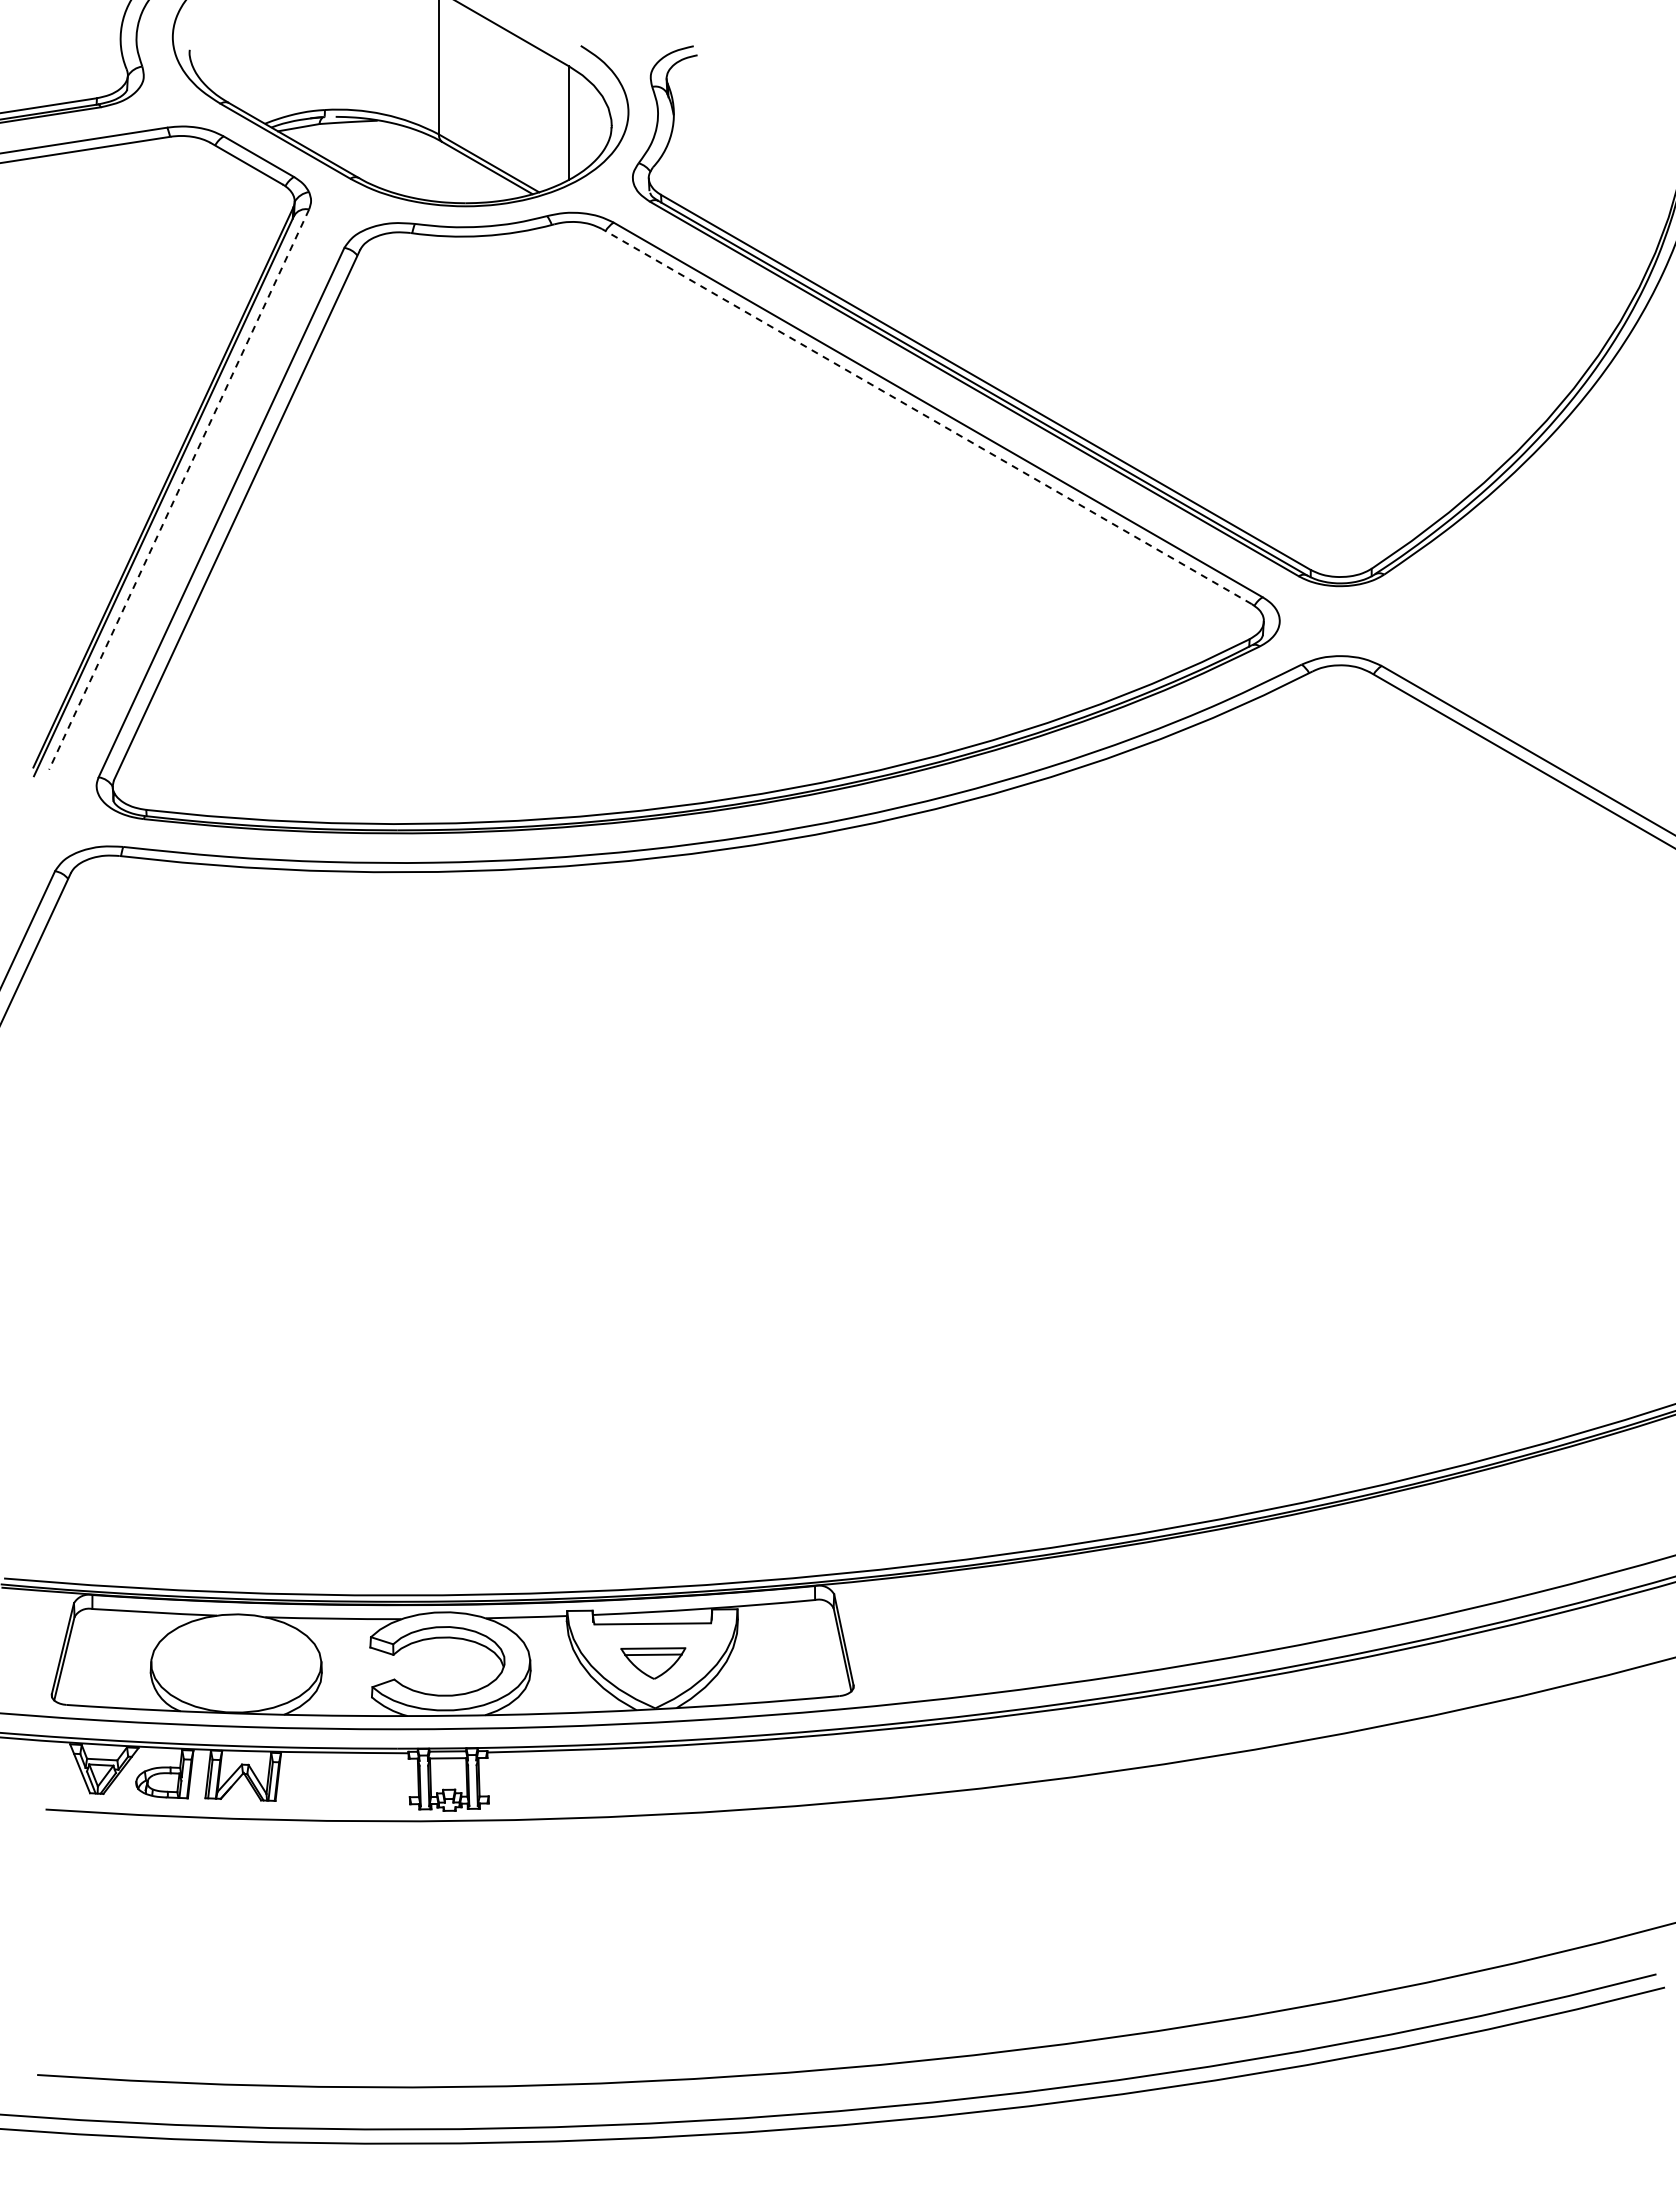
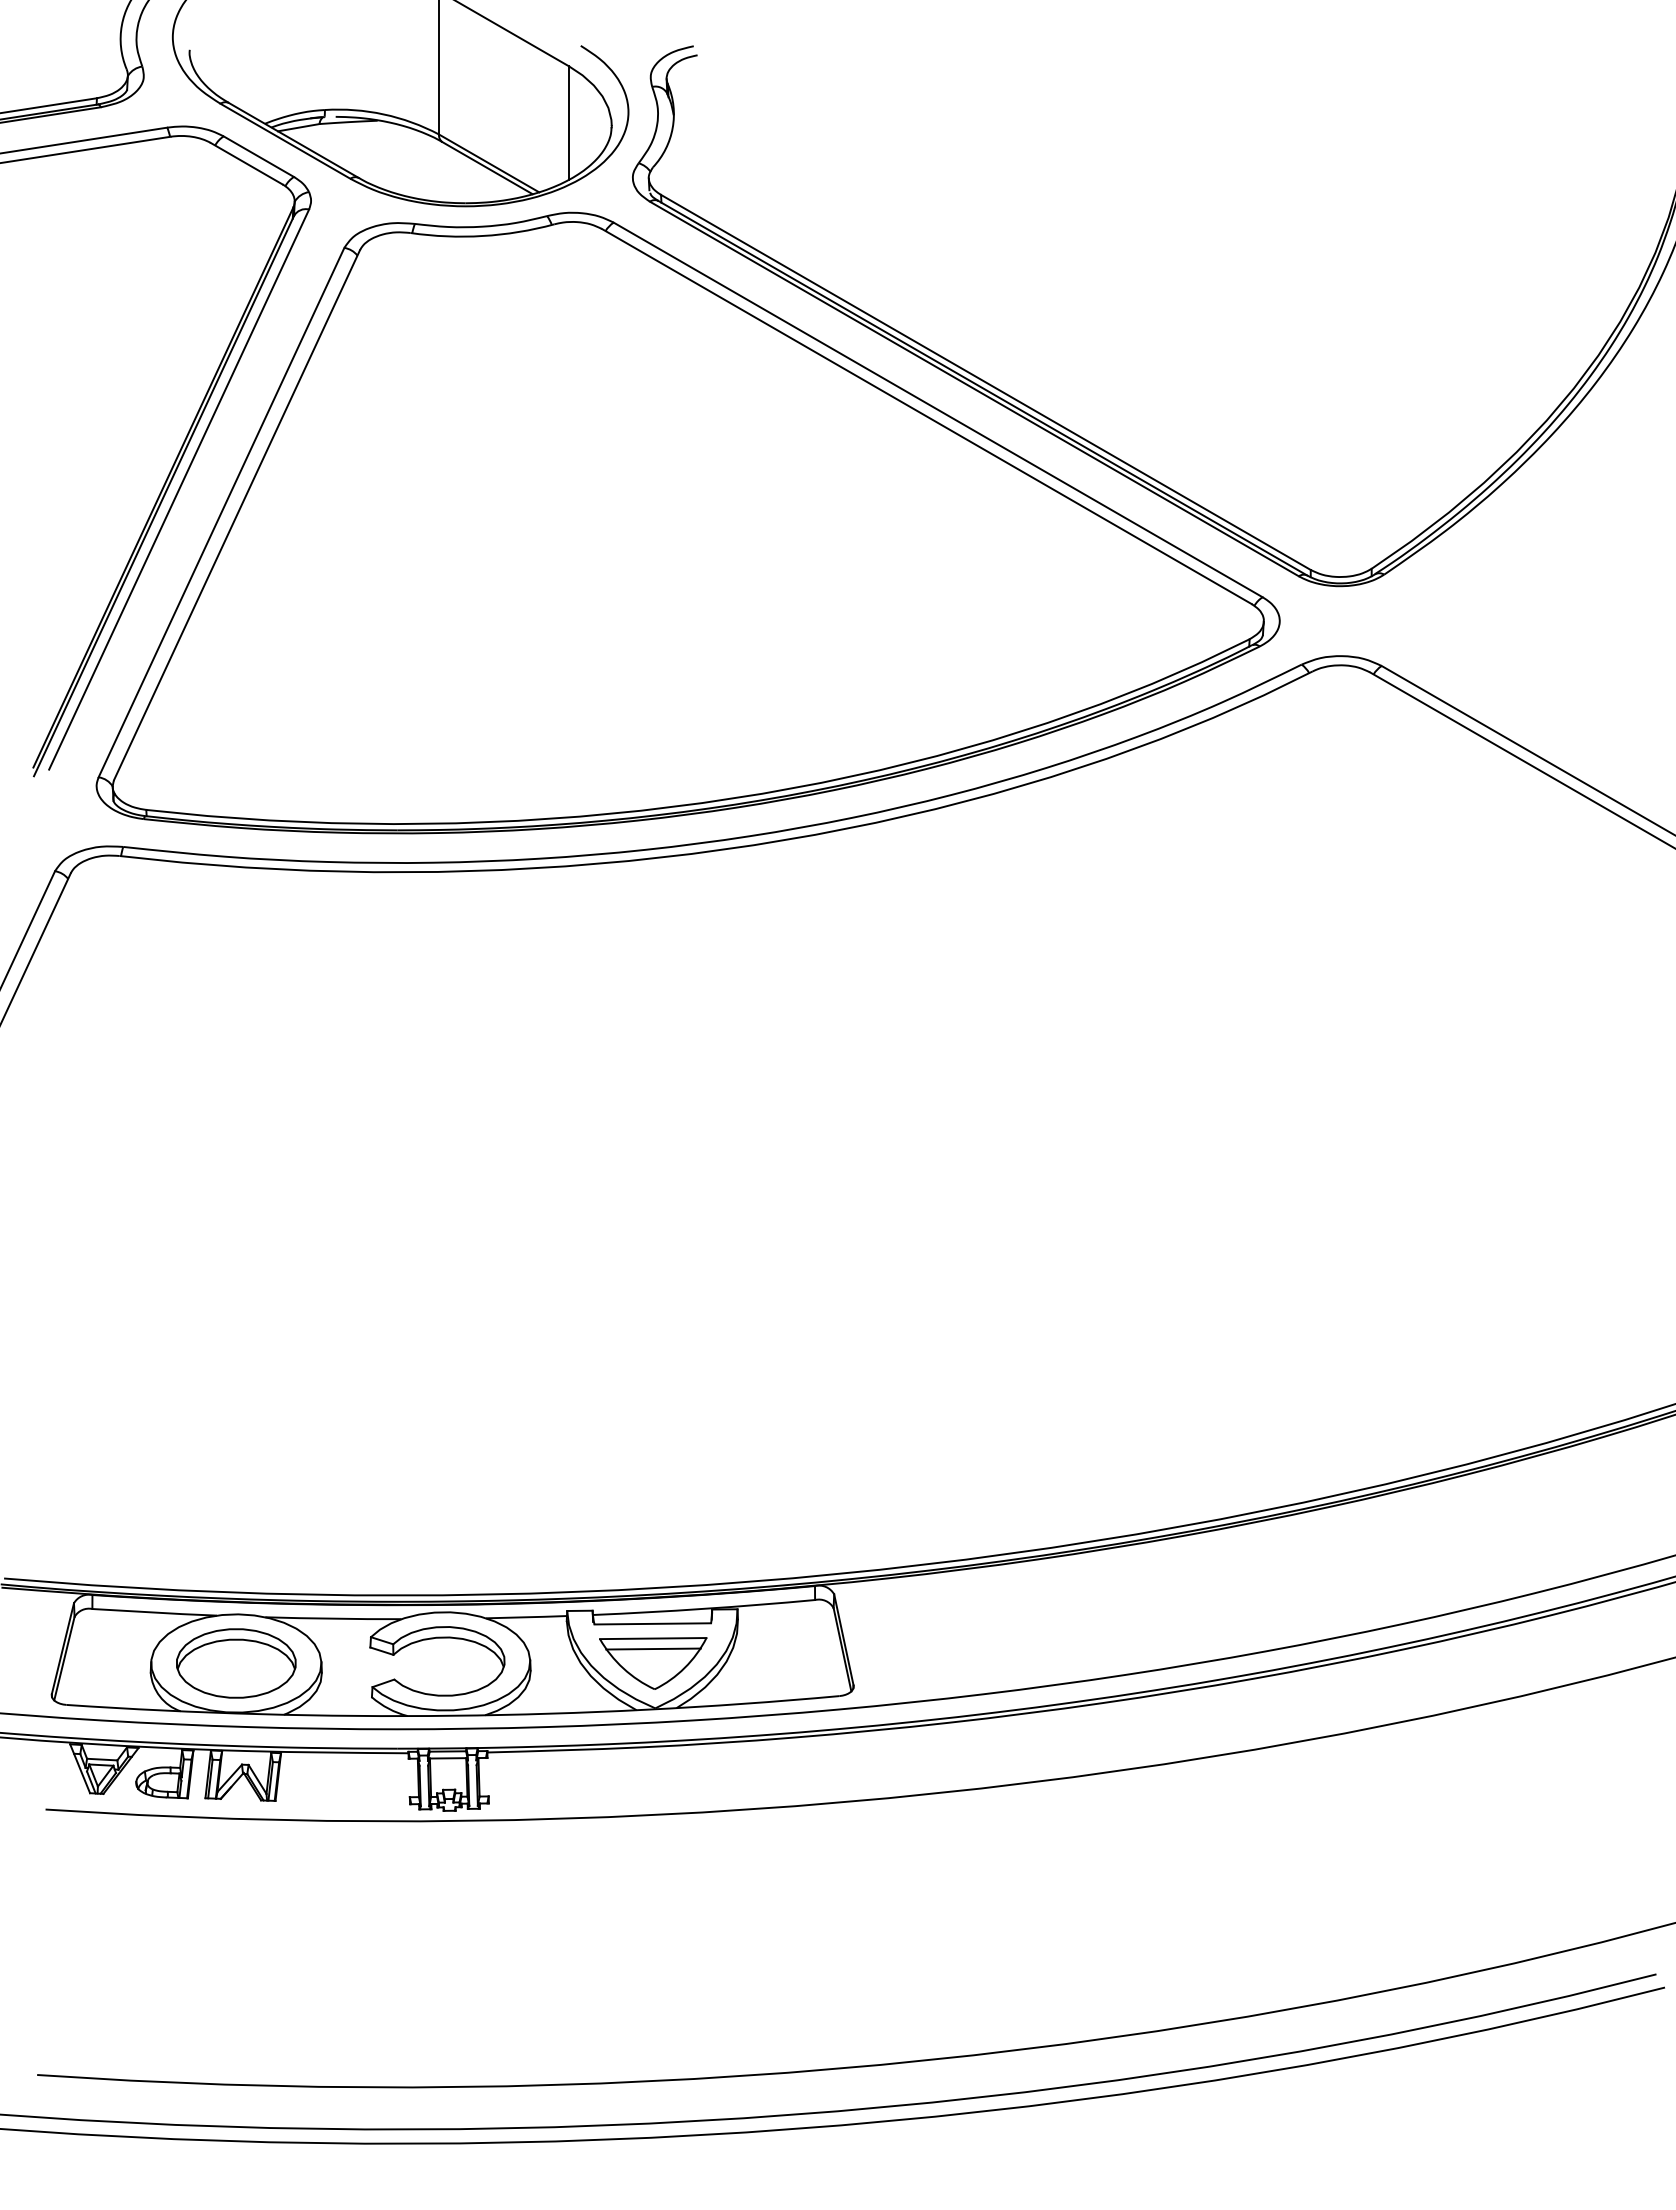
line: dashed -> solid (926, 416)
line: dashed -> solid (179, 489)
part: none -> present (236, 1663)
part size: 67x33 px -> 109x53 px (653, 1663)
